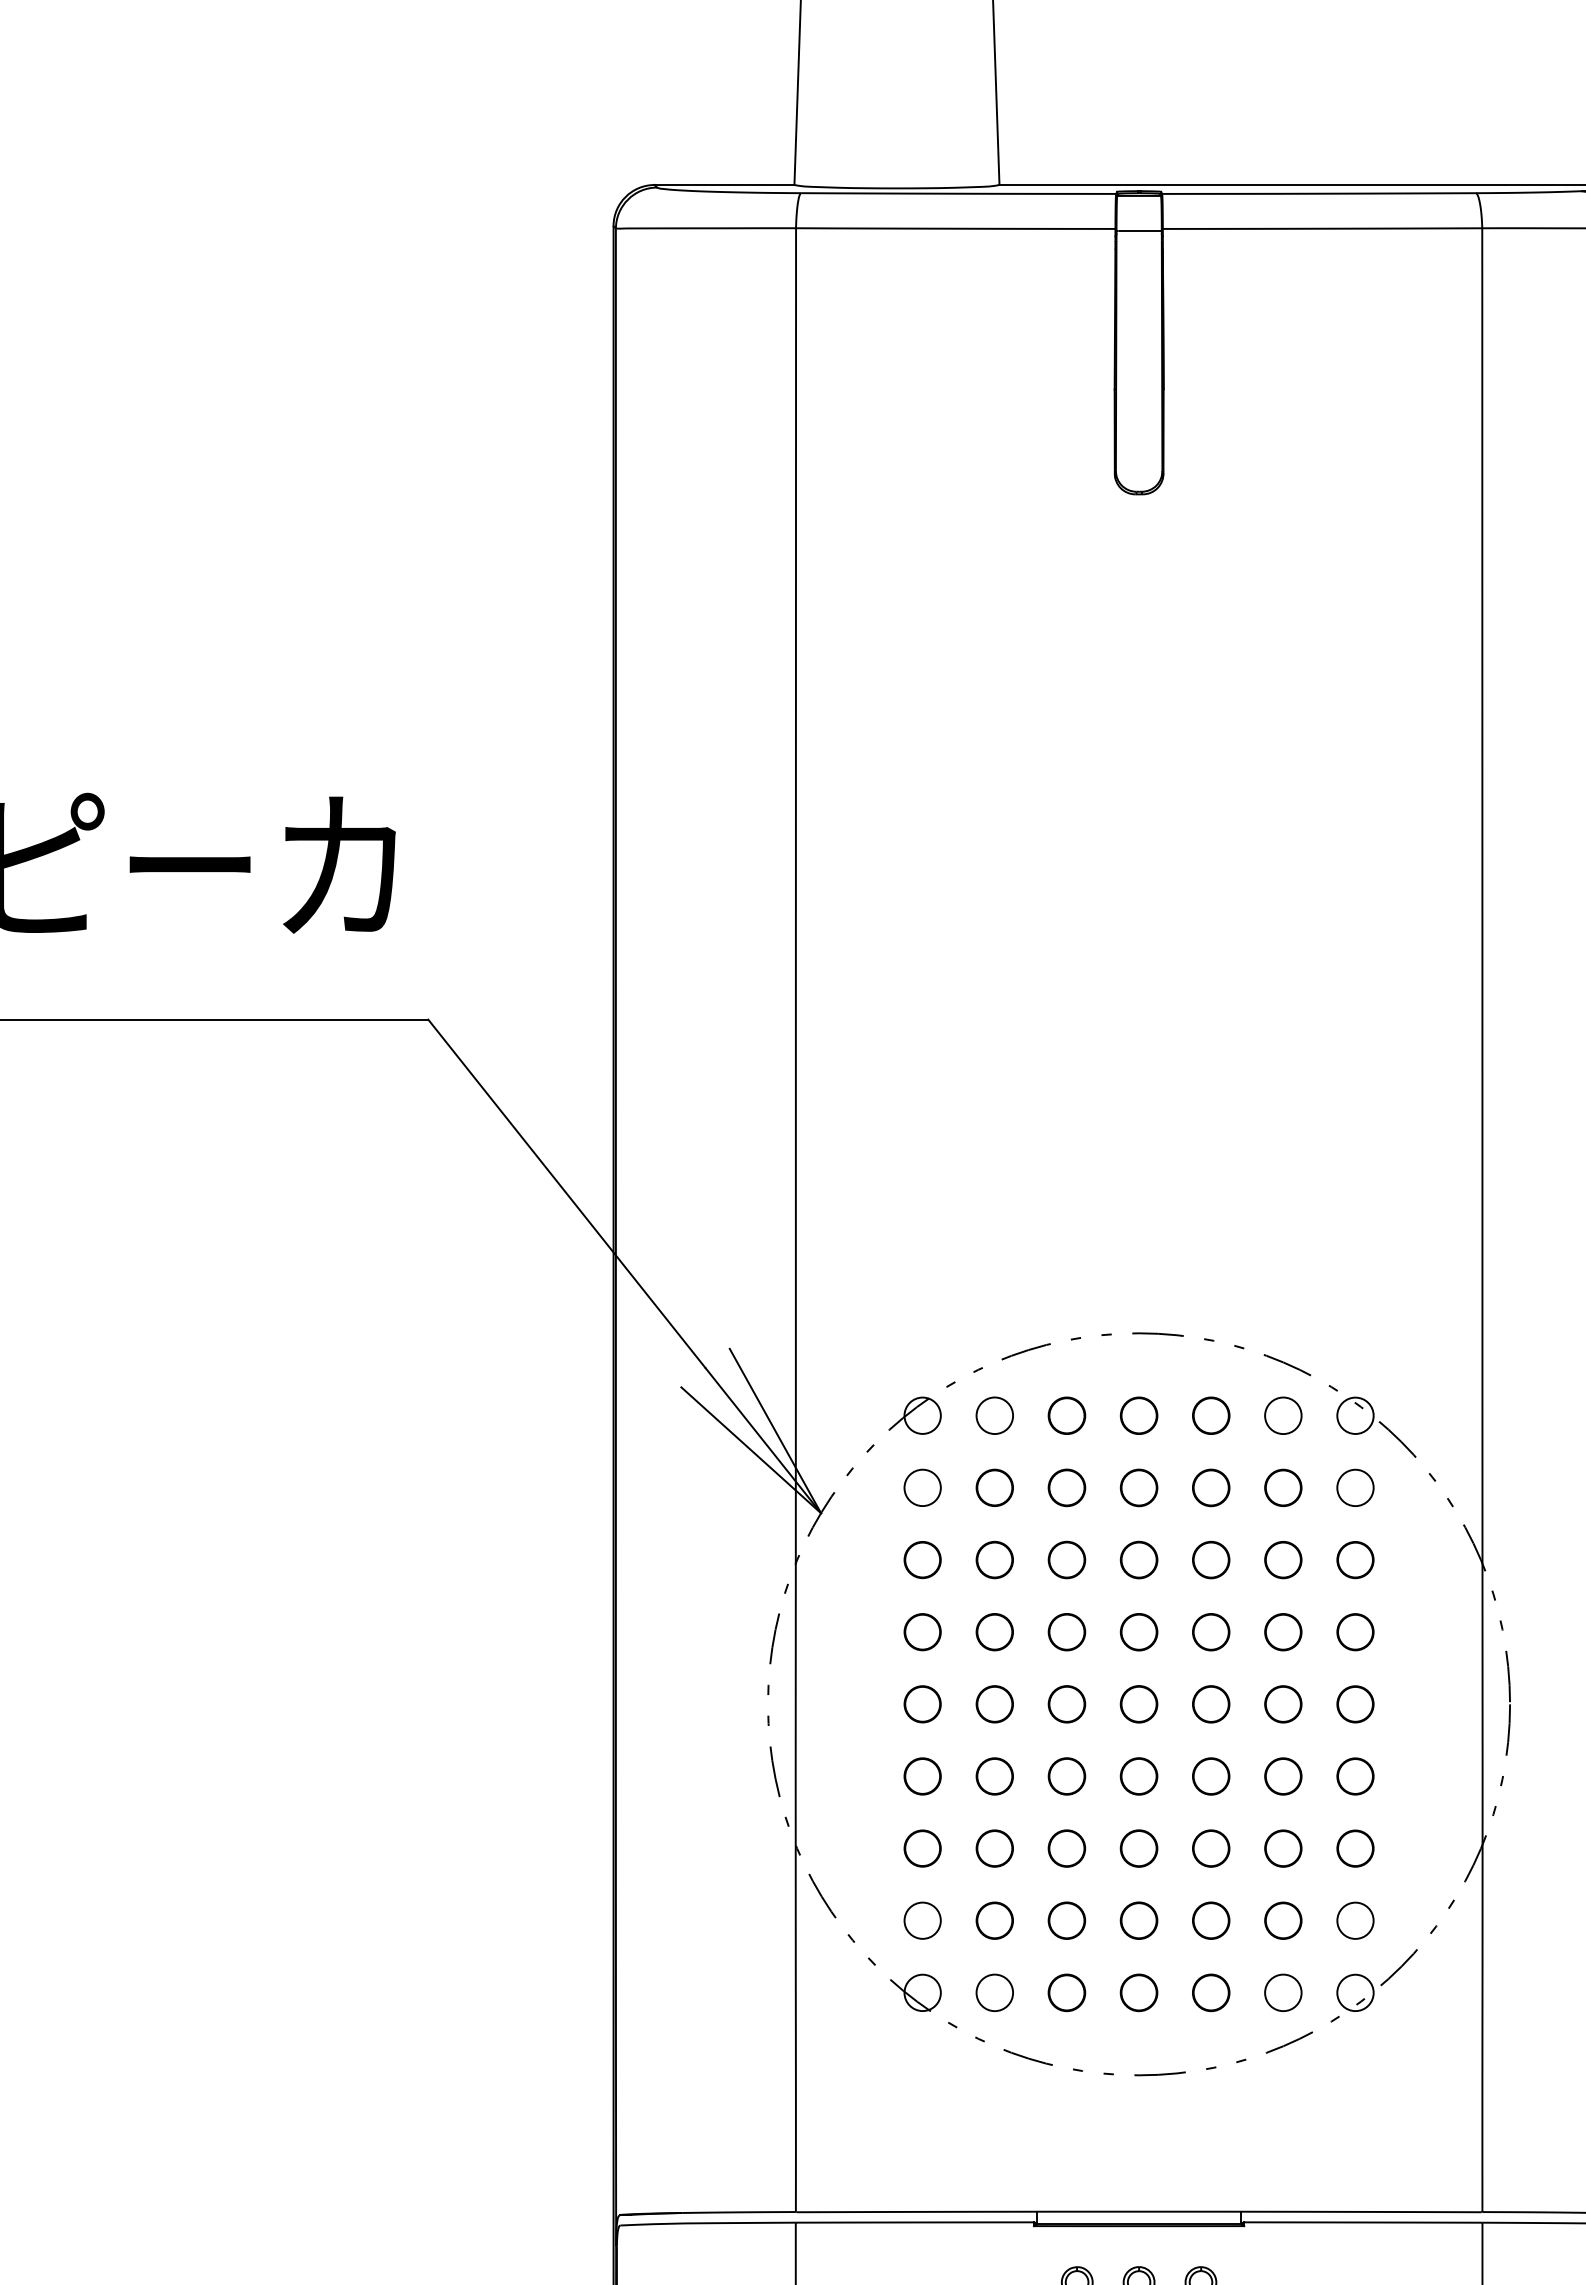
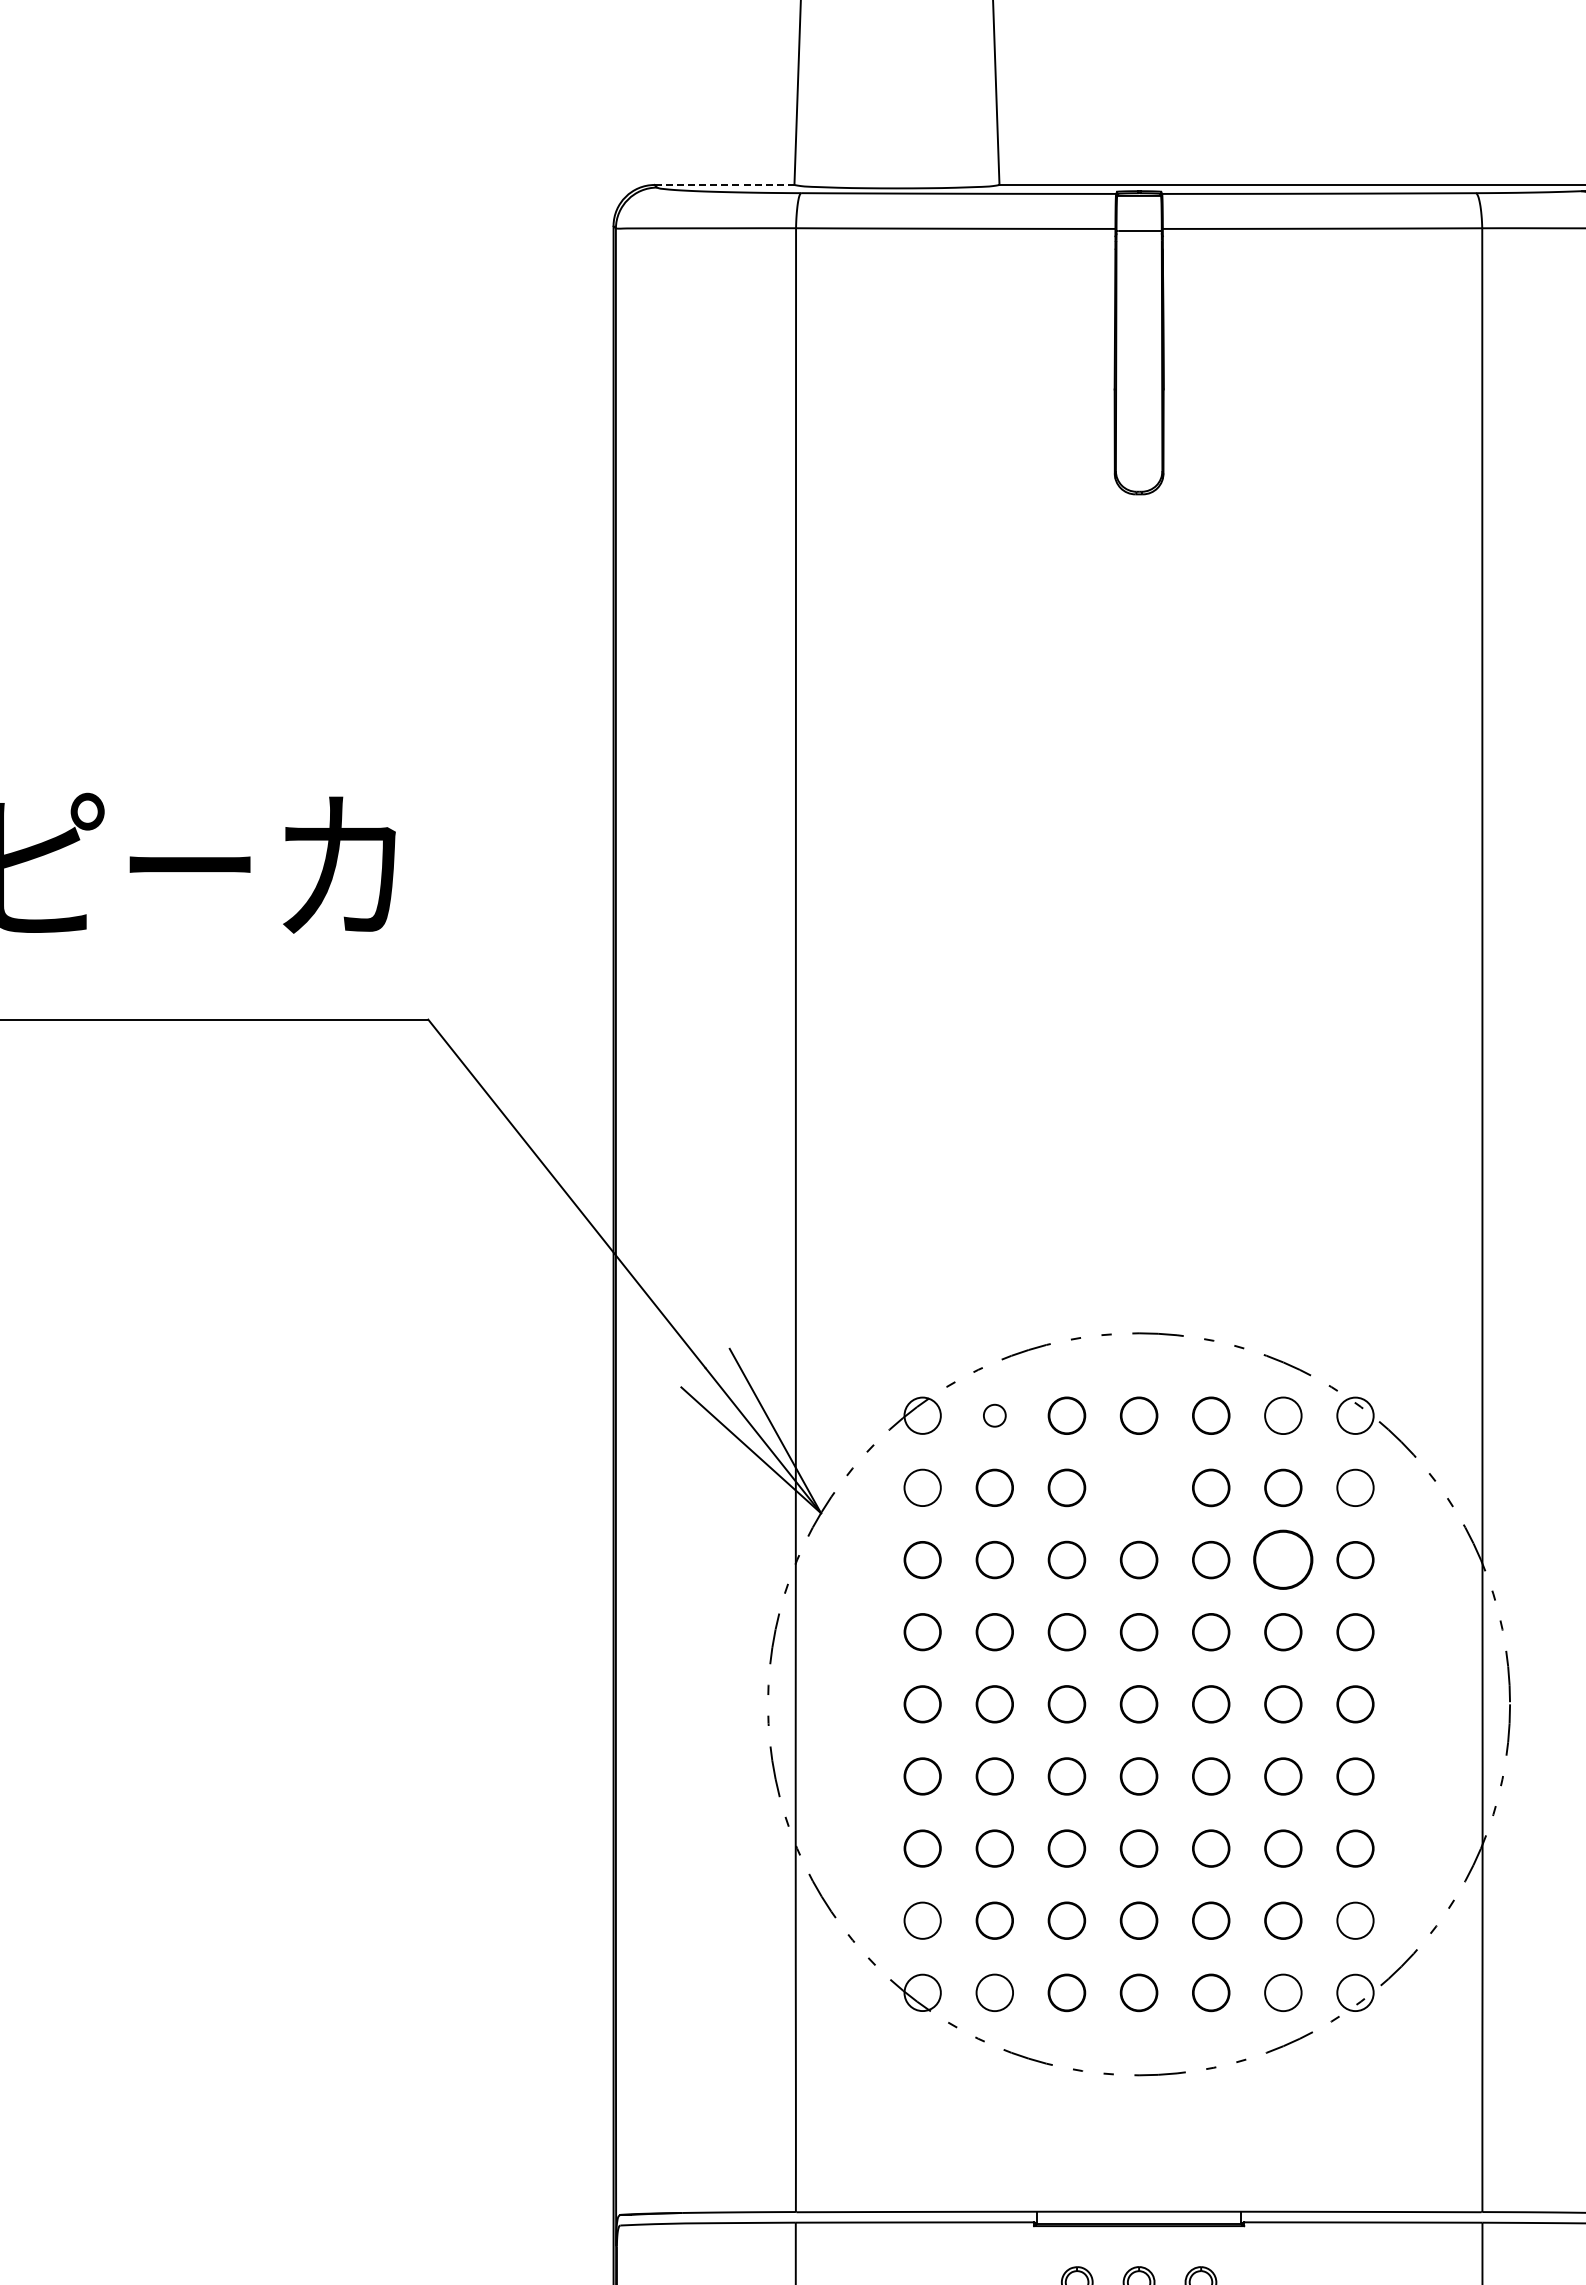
line: solid -> dashed (724, 185)
circle diameter: 37 px -> 22 px (994, 1415)
part: present -> none (1138, 1487)
circle size: 39x39 px -> 61x61 px (1283, 1559)
